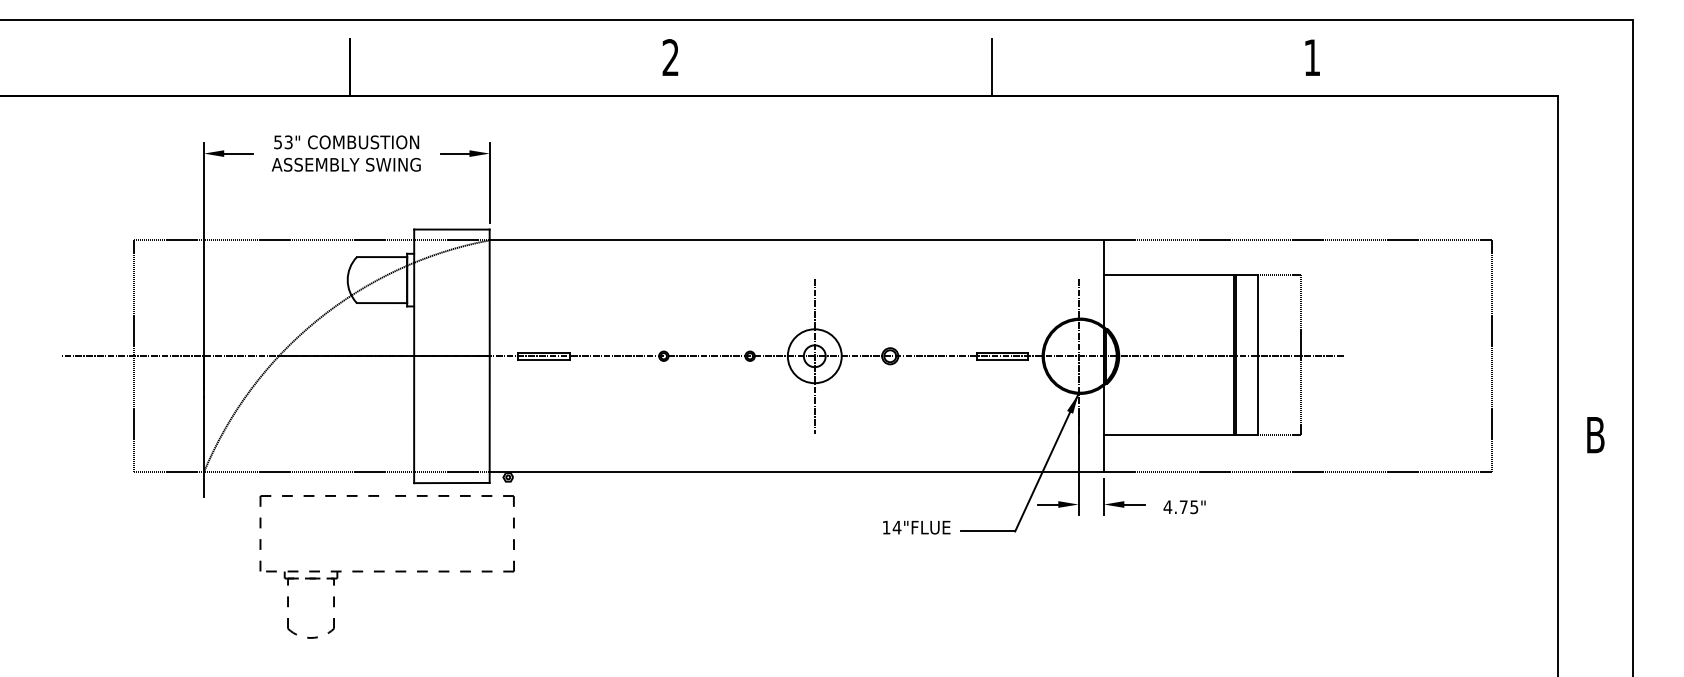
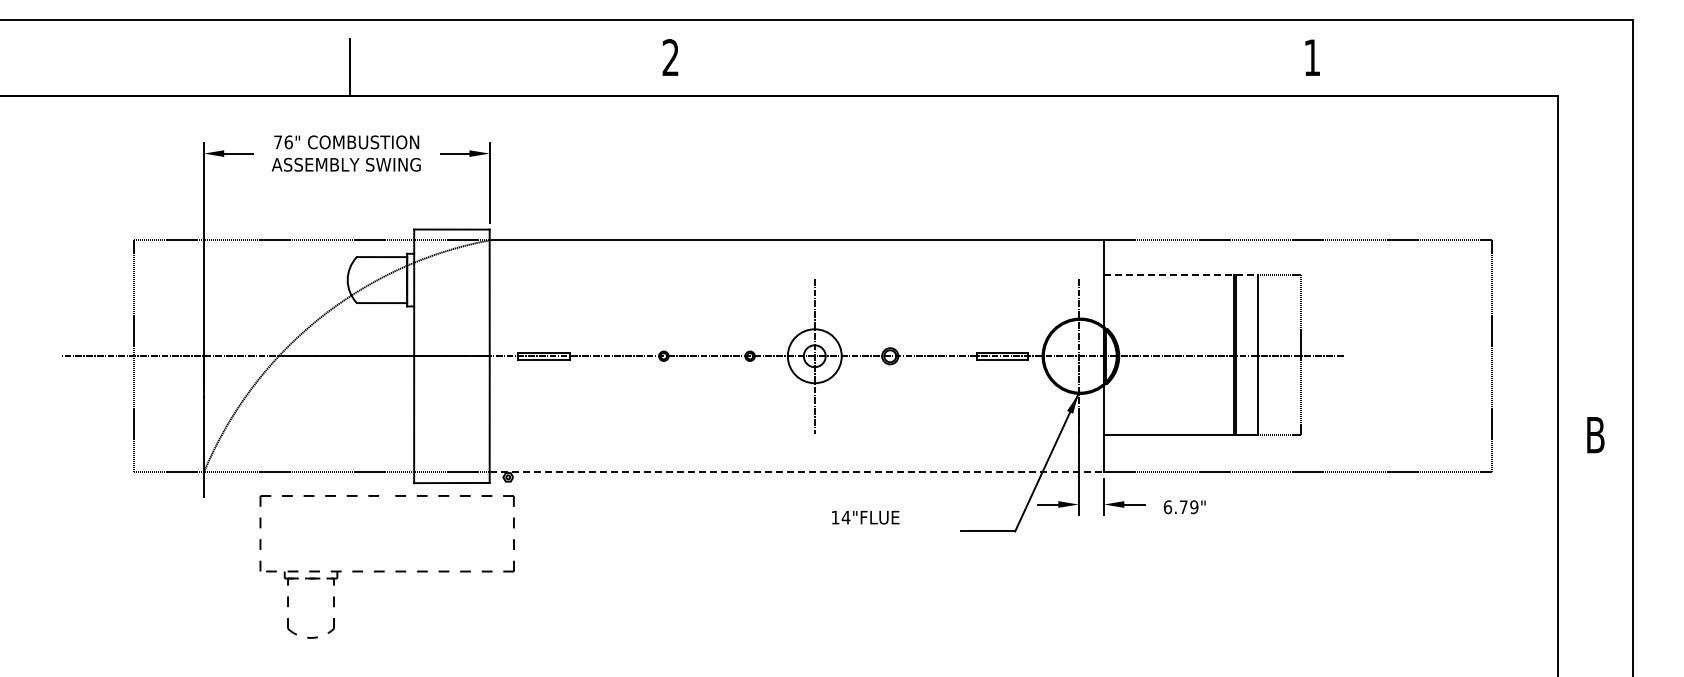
line: present -> none (991, 67)
text: 53" -> 76" (283, 142)
line: solid -> dashed (1180, 274)
line: solid -> dashed (797, 472)
text: 4.75" -> 6.79" (1180, 507)
text position: (916, 527) -> (865, 517) (865, 517)
